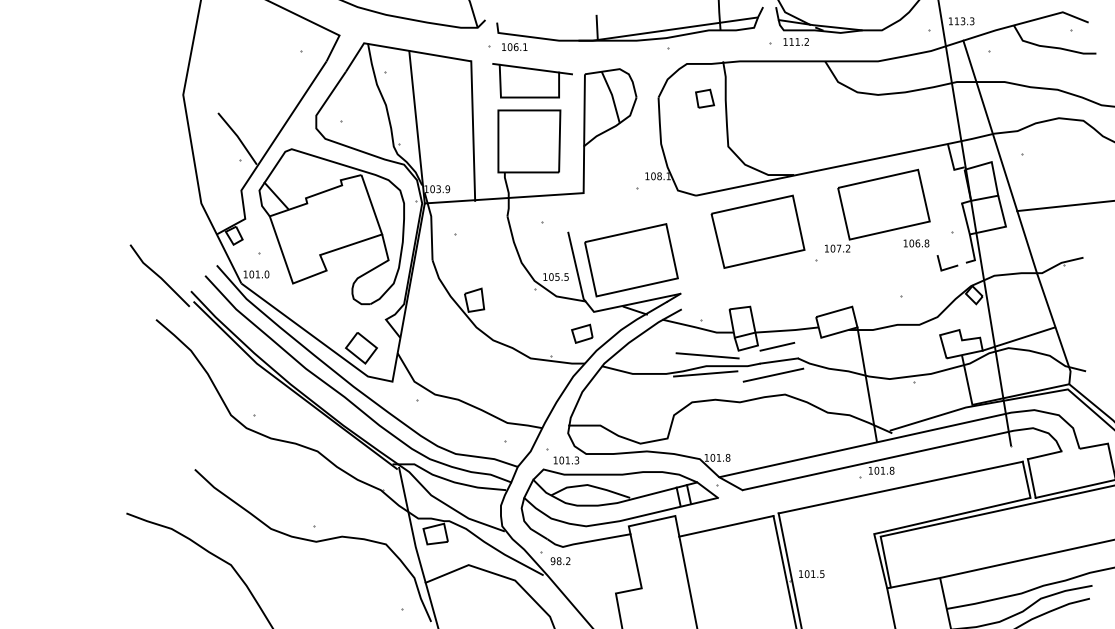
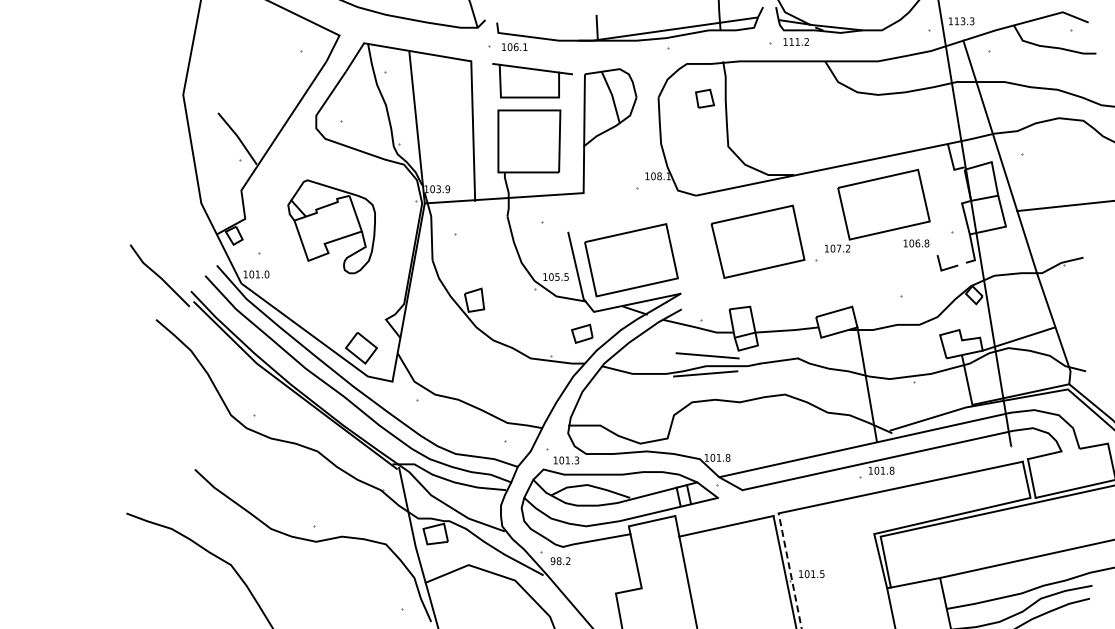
part size: 147x158 px -> 89x96 px (331, 226)
part position: (757, 231) -> (757, 241) (757, 241)
line: present -> none (777, 346)
line: present -> none (773, 374)
line: solid -> dashed (790, 570)
